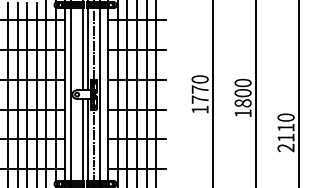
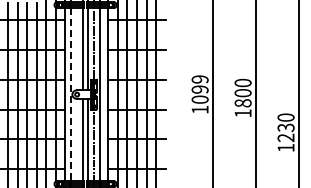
text: 1770 -> 1099 (199, 89)
line: solid -> dashed (71, 94)
text: 2110 -> 1230 (285, 137)
